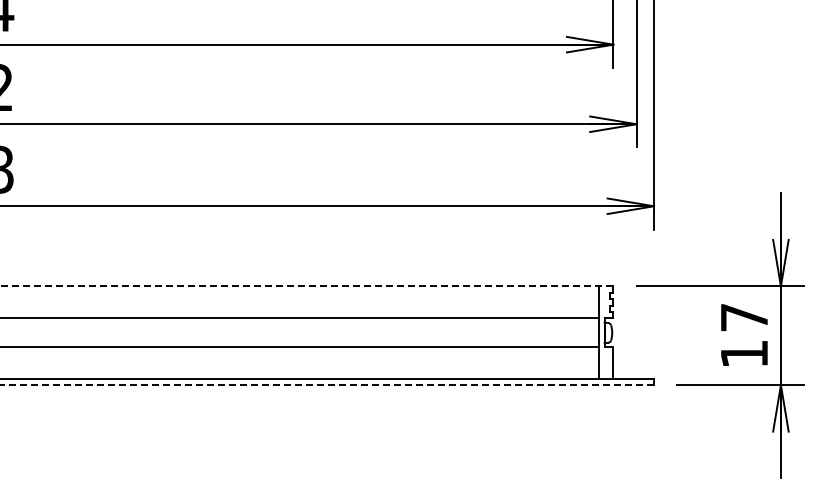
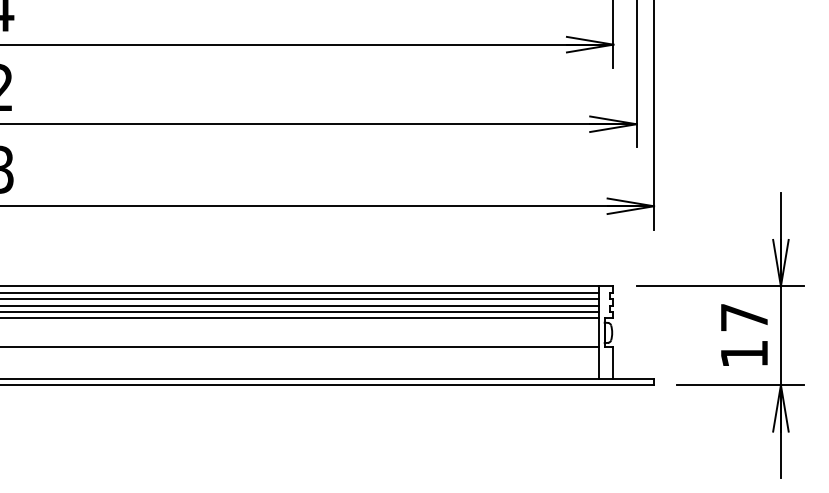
line: dashed -> solid (306, 286)
line: none -> present (300, 292)
line: none -> present (300, 299)
line: none -> present (300, 305)
line: none -> present (300, 311)
line: dashed -> solid (327, 385)
